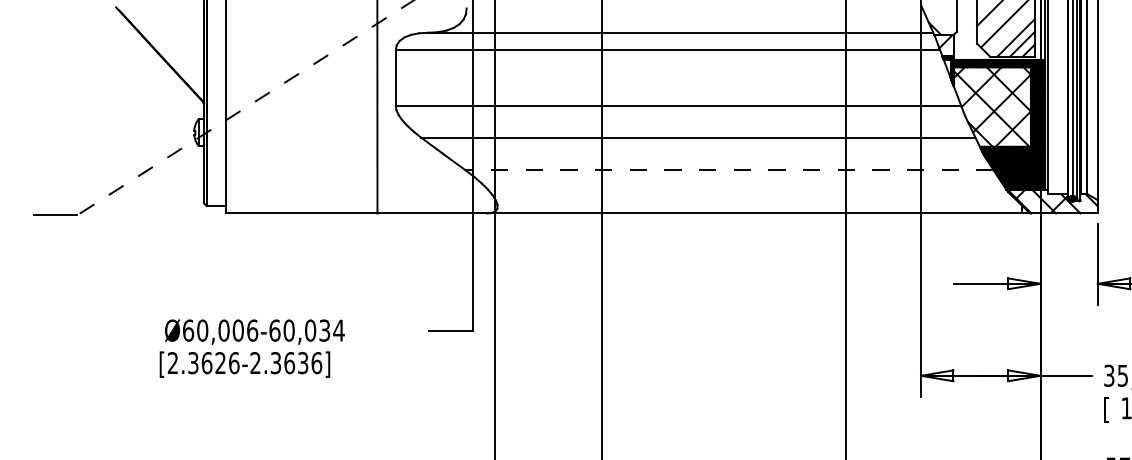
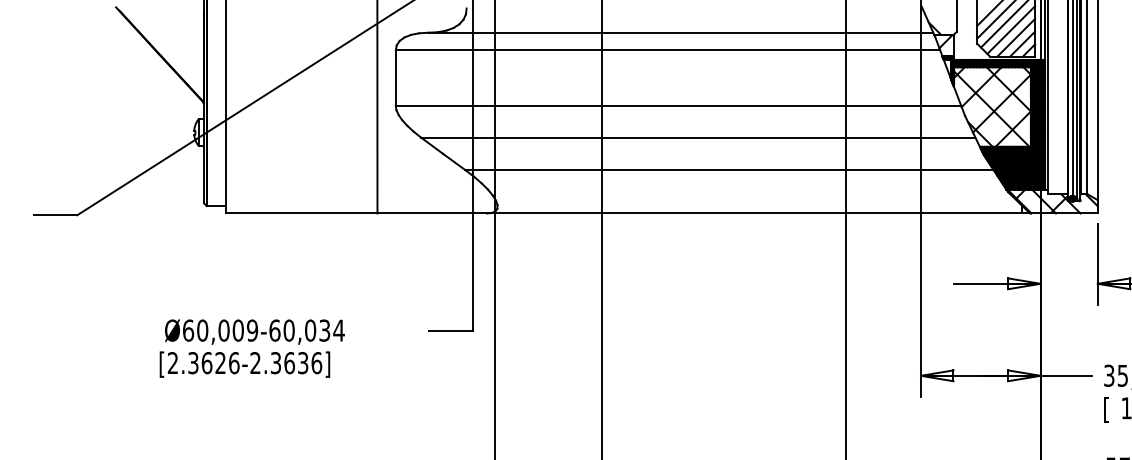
line: none -> present (995, 20)
line: none -> present (1011, 29)
line: dashed -> solid (245, 107)
line: dashed -> solid (729, 170)
text: Ø60,006-60,034 -> Ø60,009-60,034 (252, 330)
